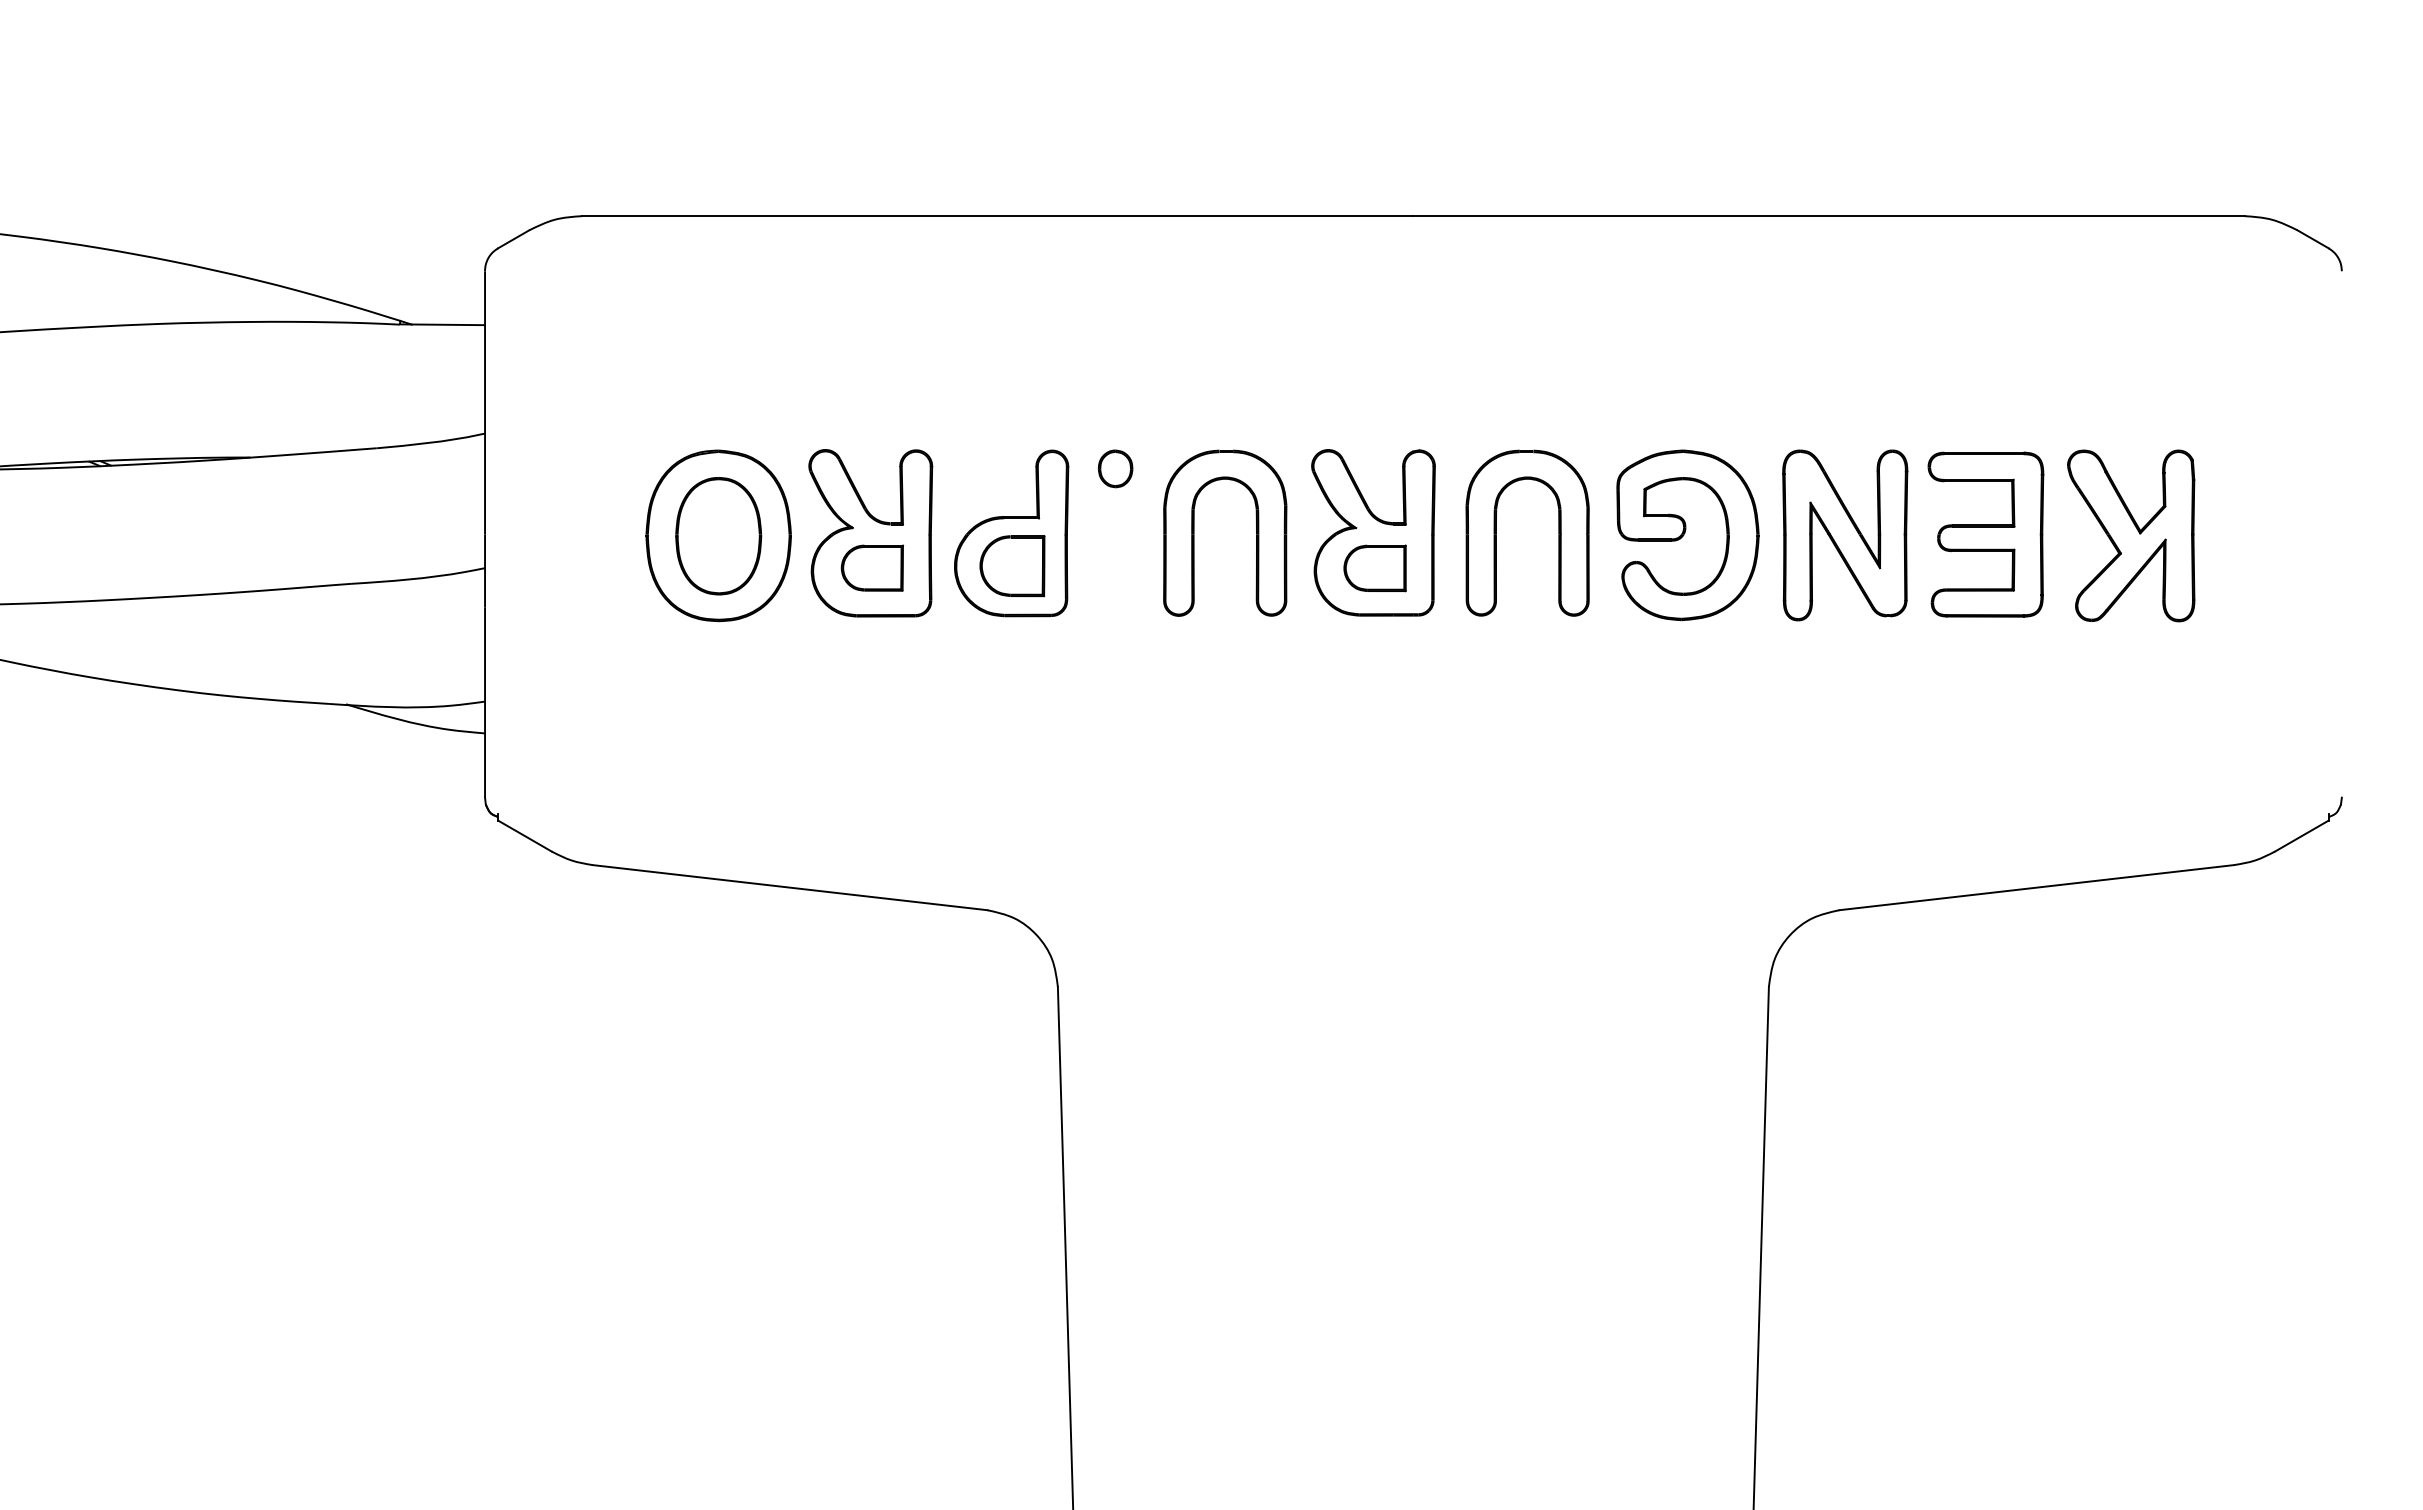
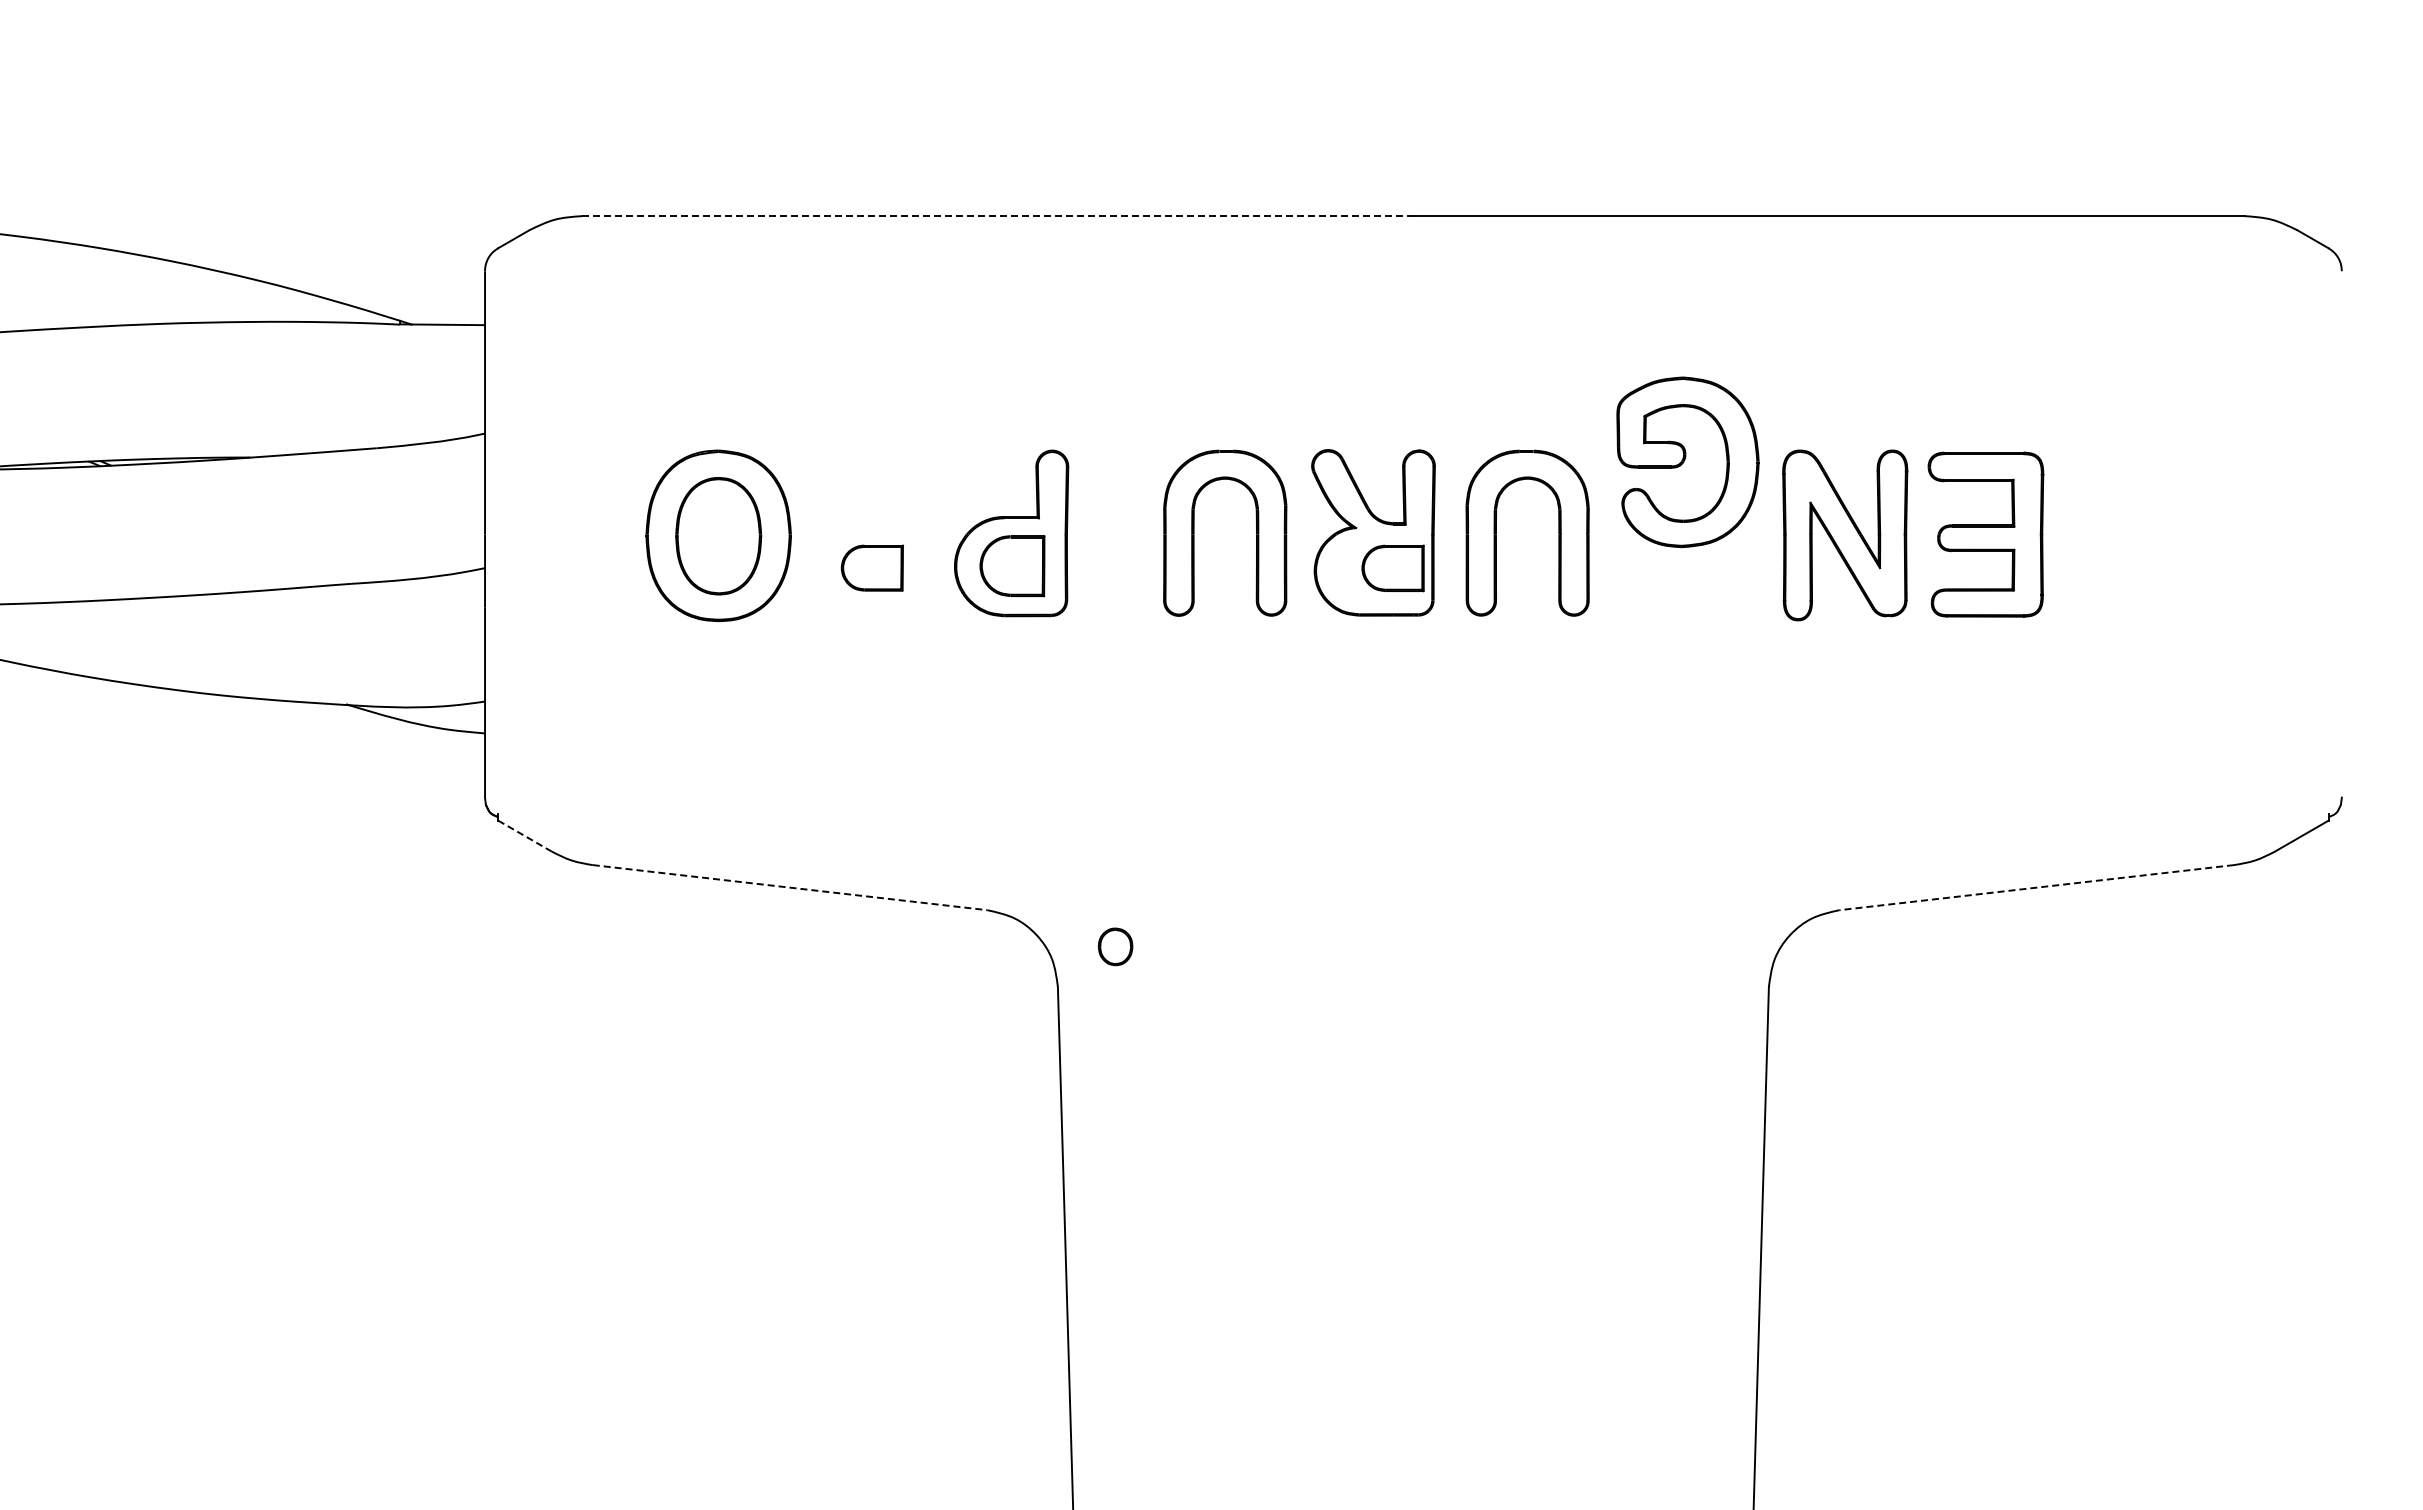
line: solid -> dashed (997, 216)
part position: (1115, 468) -> (1115, 946) (1115, 946)
part: present -> none (870, 533)
part position: (1687, 535) -> (1687, 462) (1687, 462)
part: present -> none (2131, 535)
part position: (1374, 568) -> (1392, 568) (1392, 568)
line: solid -> dashed (525, 836)
line: solid -> dashed (790, 887)
line: solid -> dashed (2036, 887)
